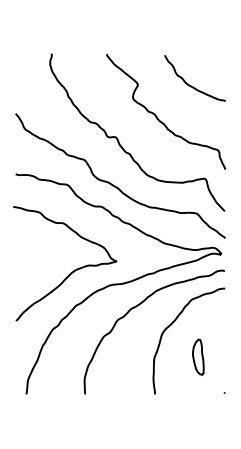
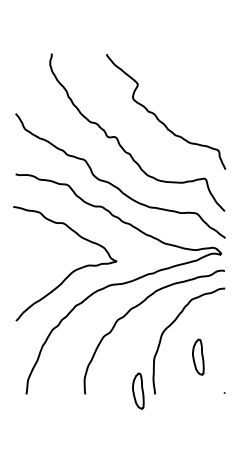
curve: present -> none (191, 85)
part: none -> present (138, 390)
